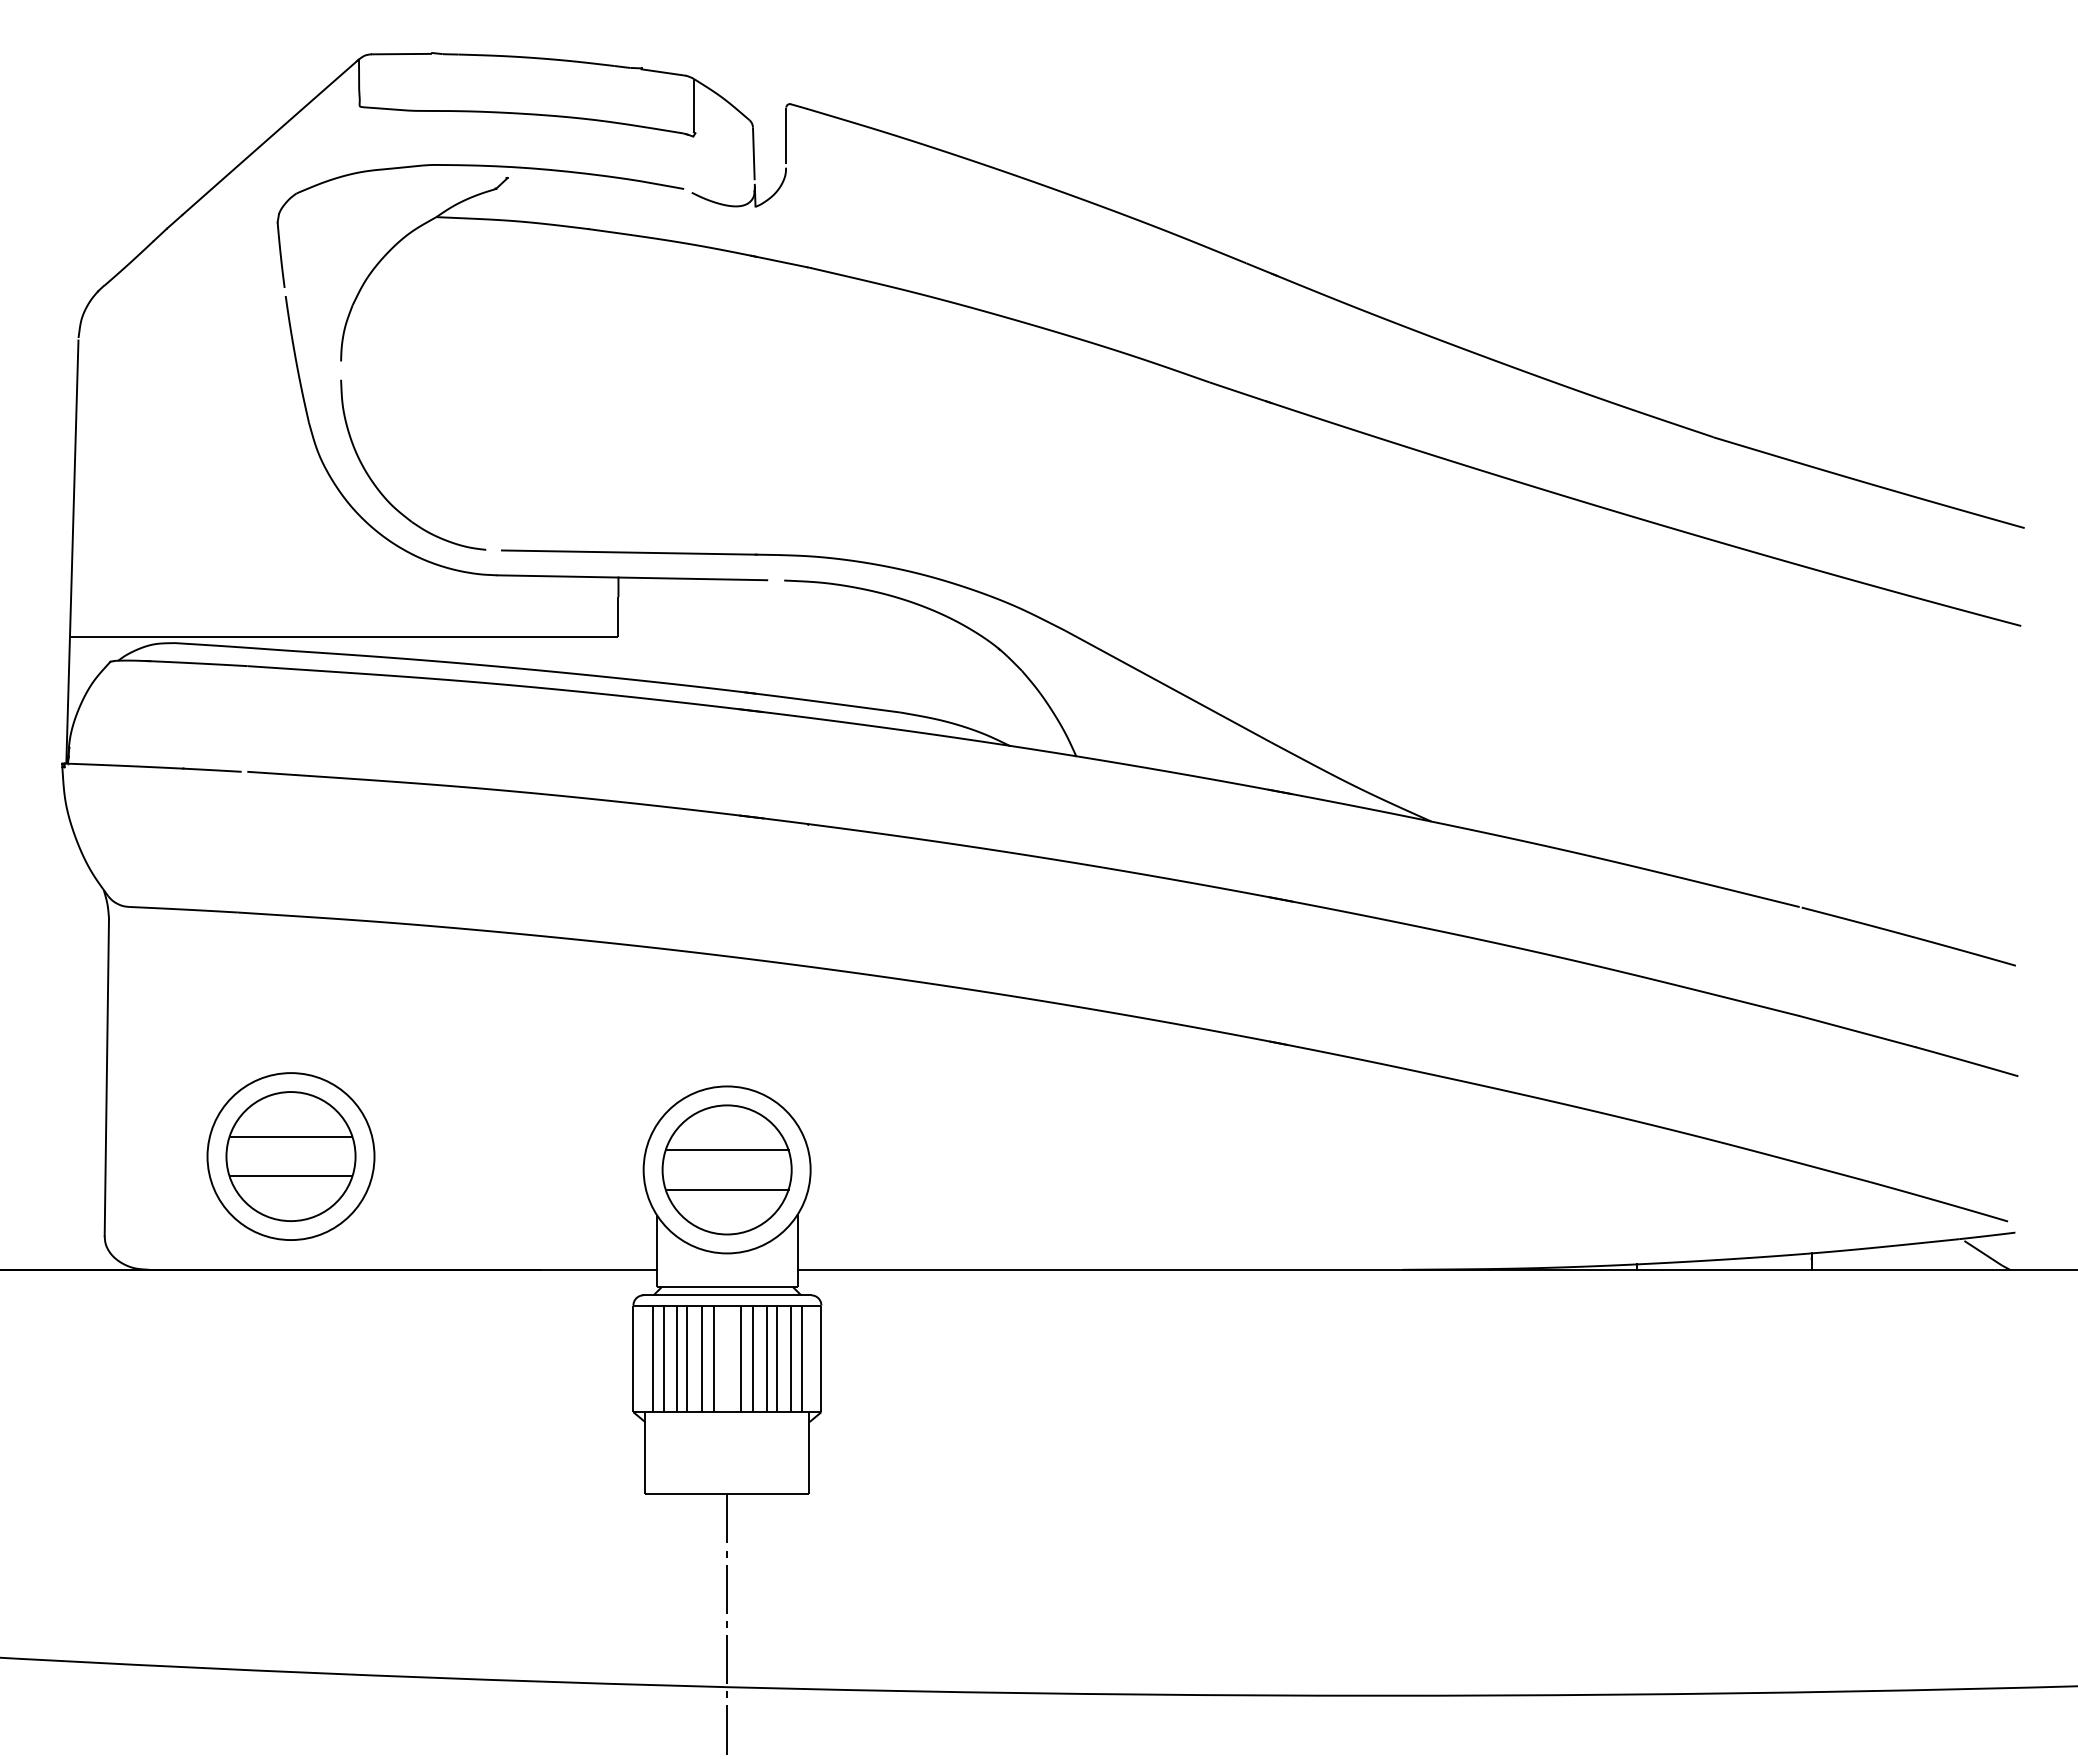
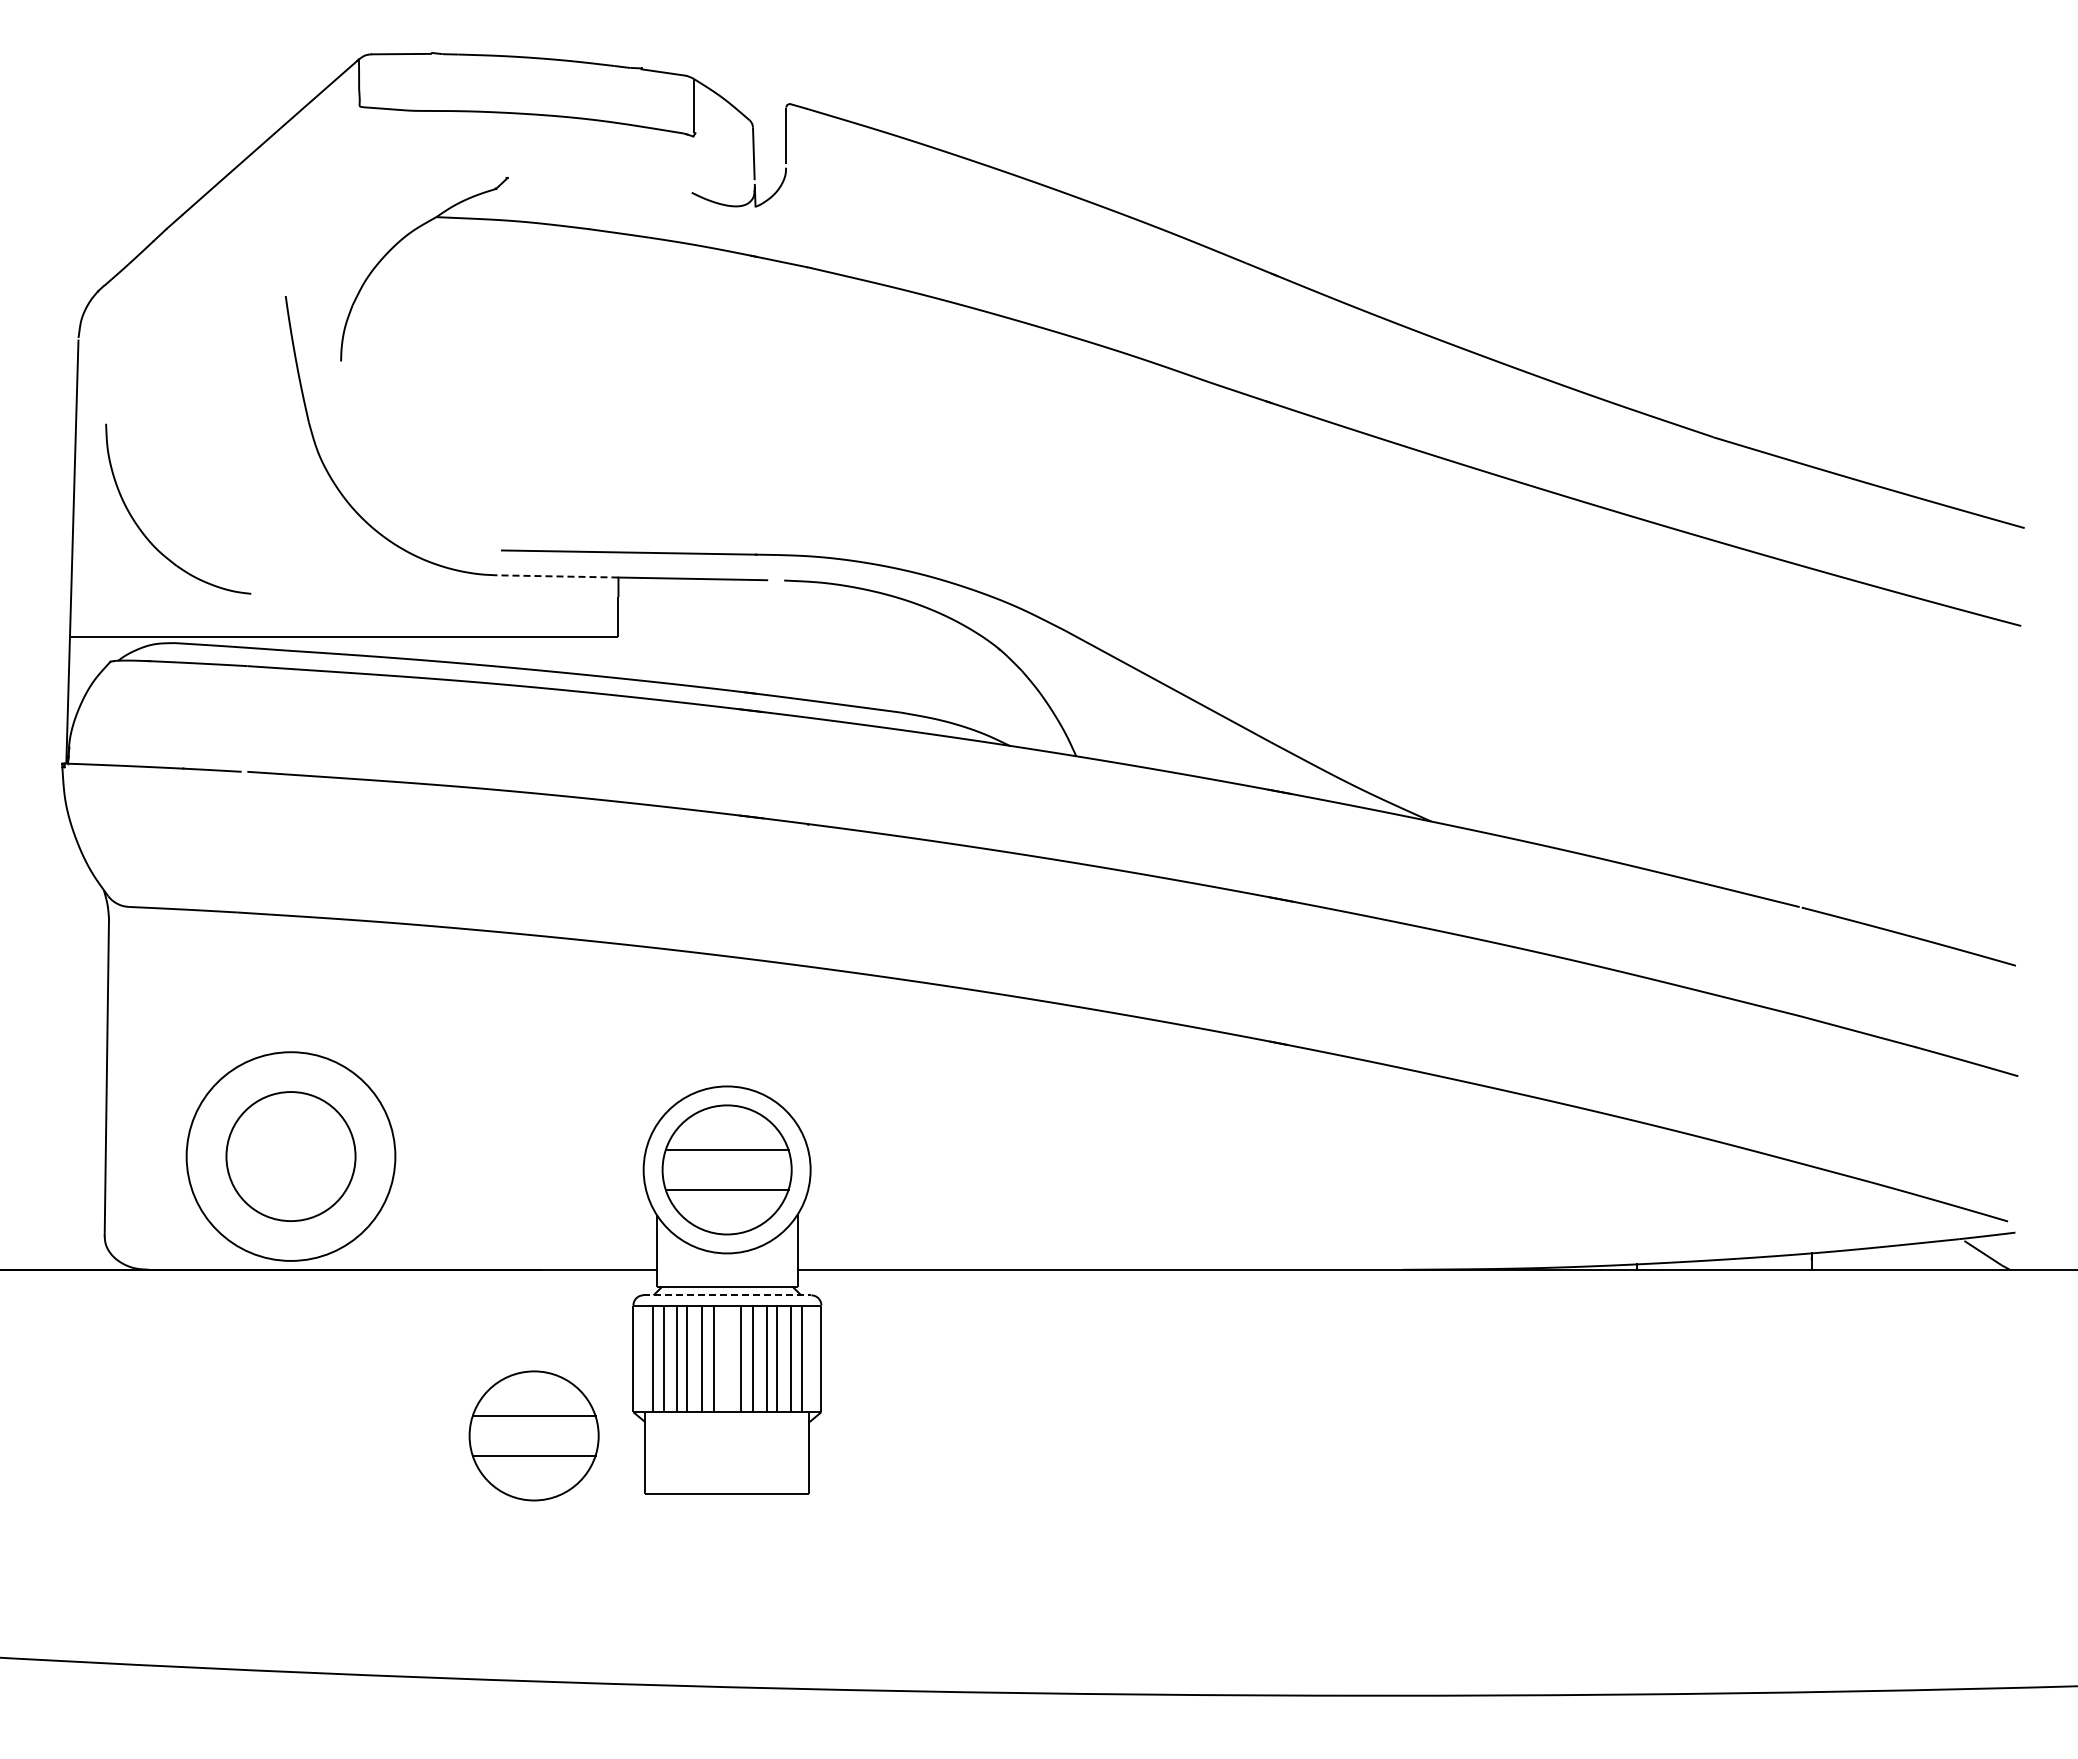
part: present -> none (480, 166)
part position: (380, 490) -> (145, 534) (145, 534)
line: solid -> dashed (557, 576)
line: present -> none (290, 1136)
circle diameter: 167 px -> 209 px (290, 1156)
line: present -> none (290, 1176)
line: solid -> dashed (727, 1295)
part: none -> present (533, 1435)
line: present -> none (727, 1624)
